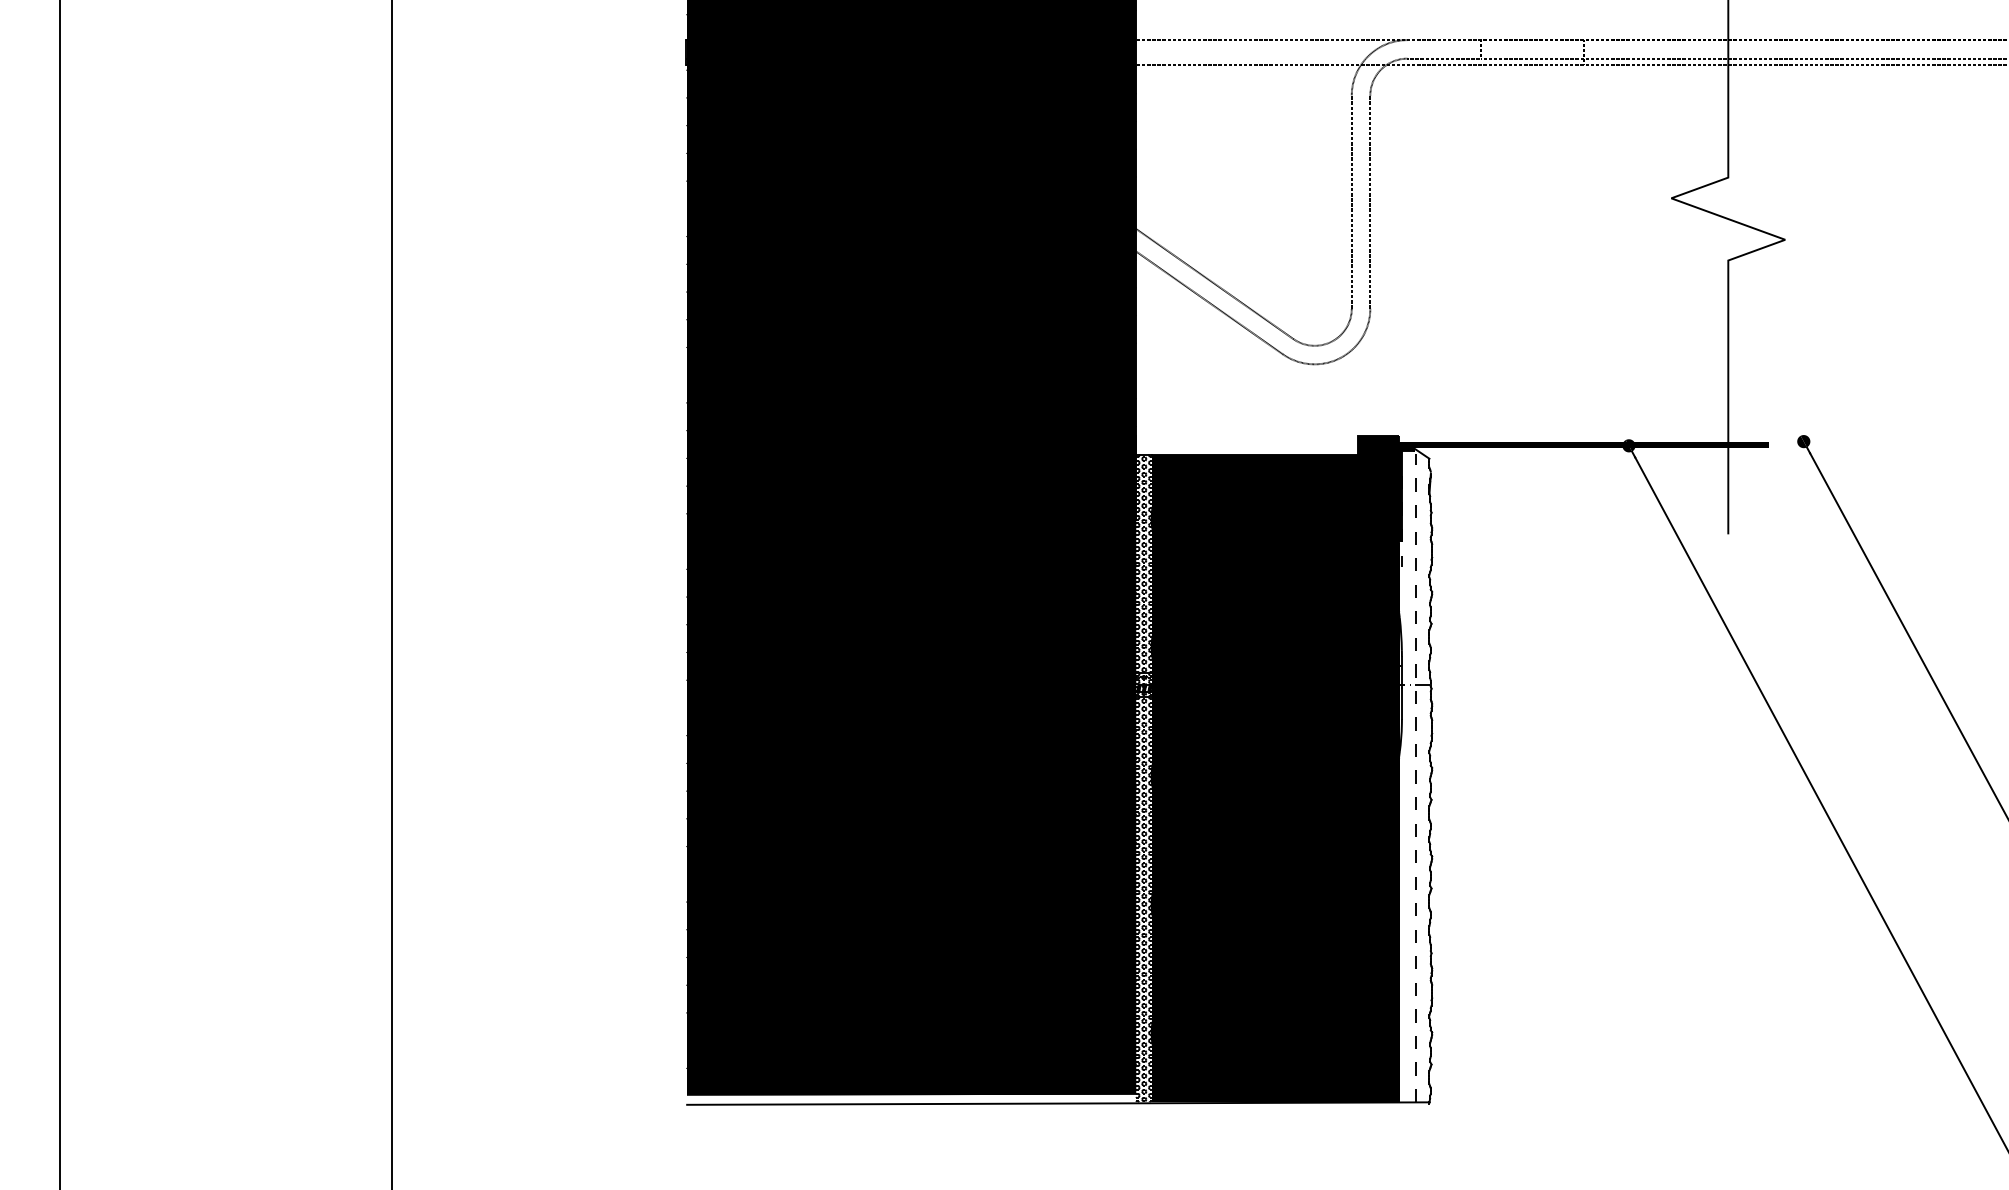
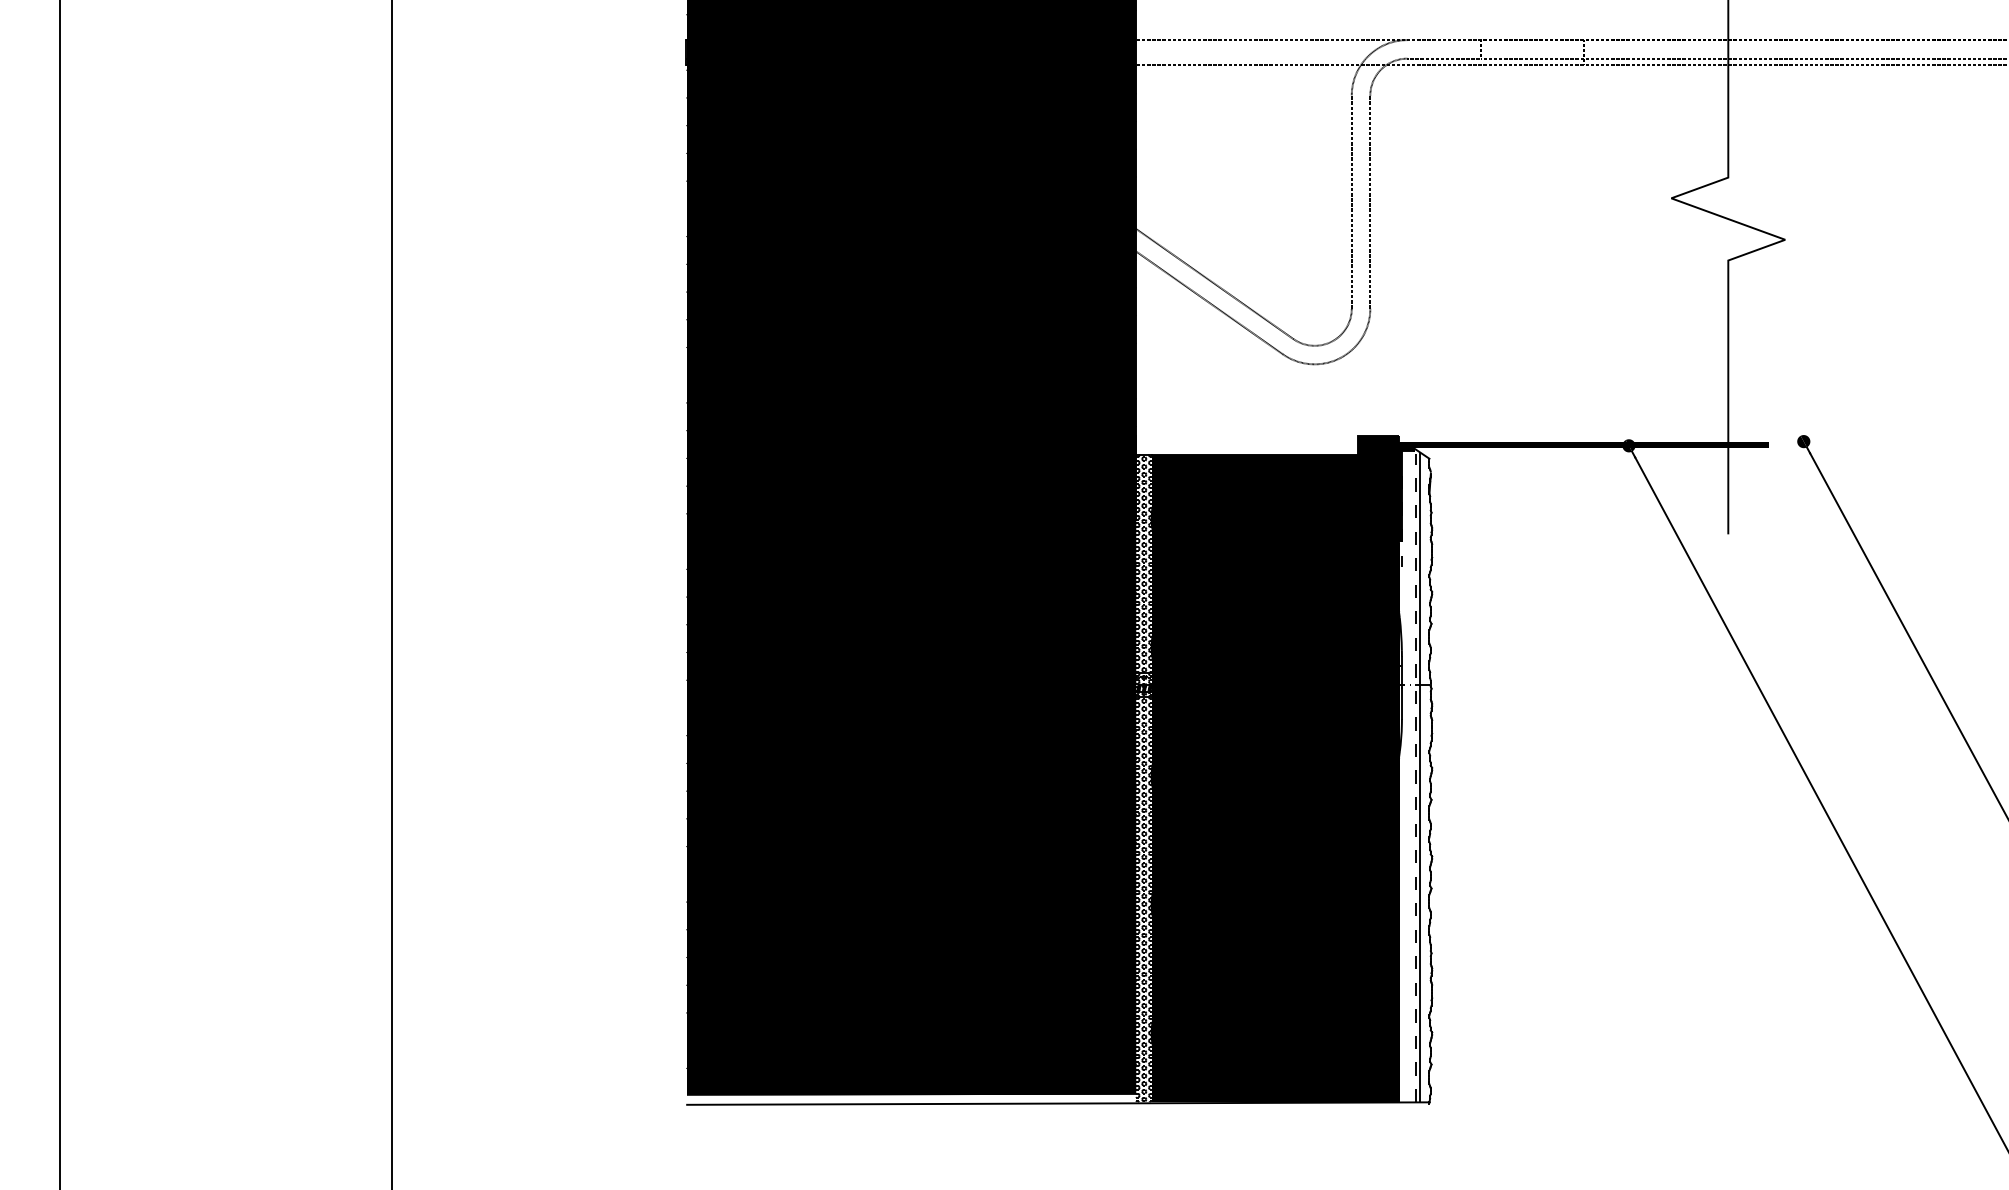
line: none -> present (1420, 777)
